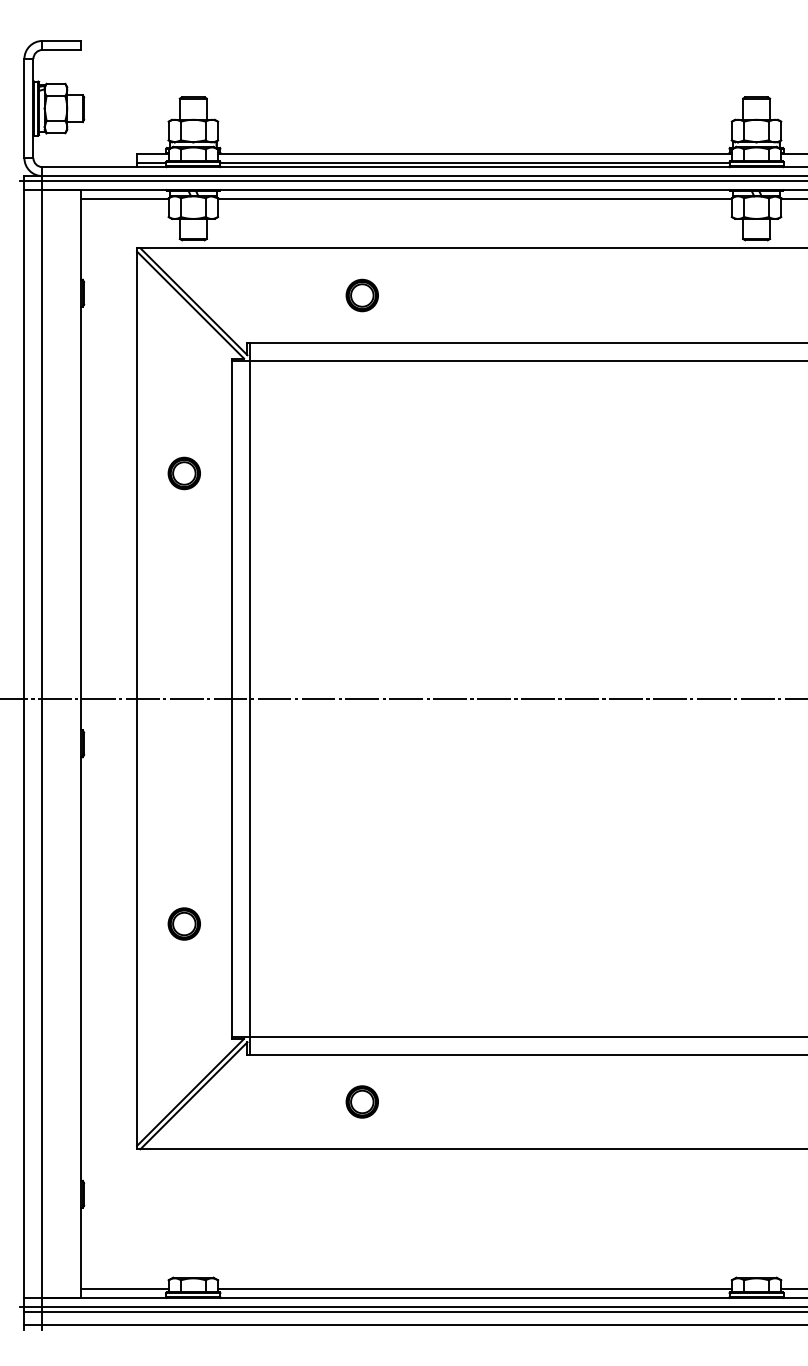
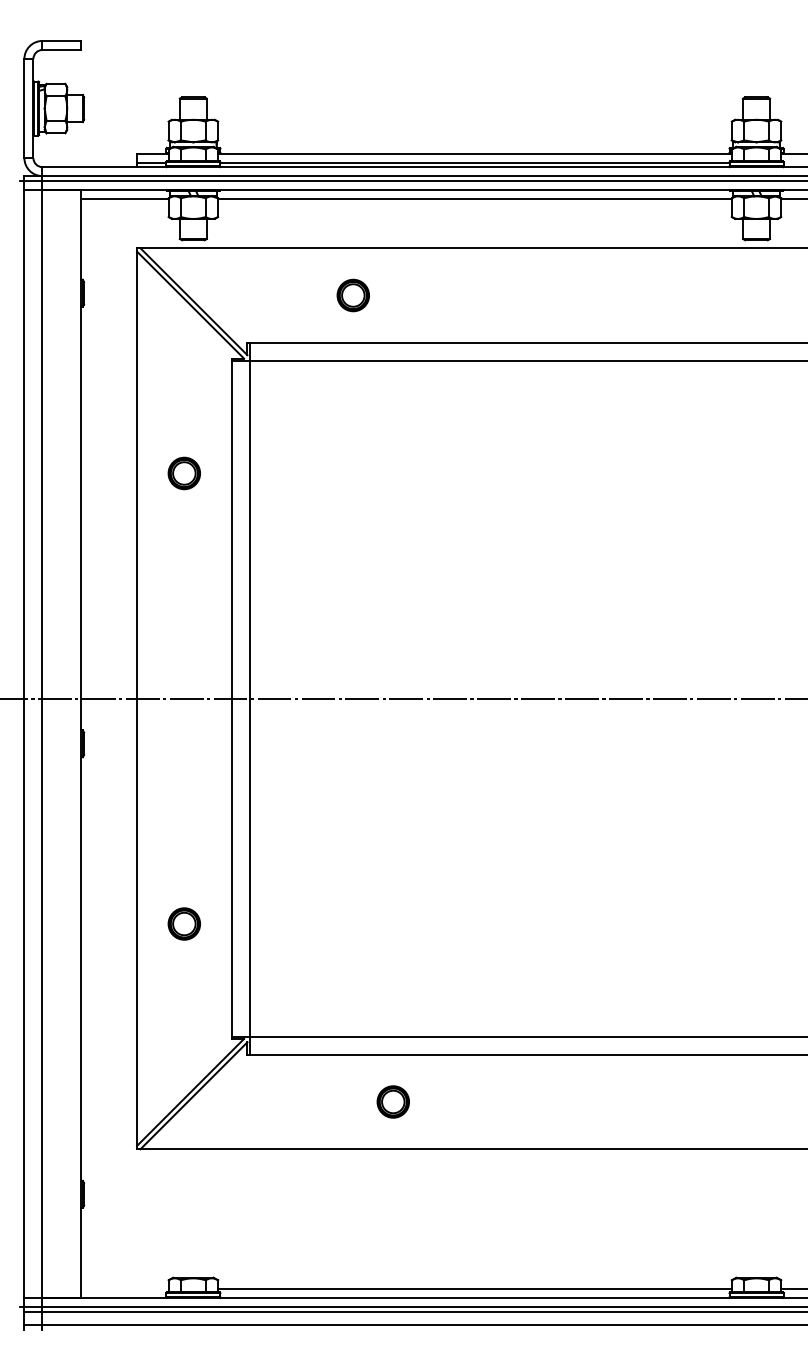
part position: (361, 295) -> (352, 295) (352, 295)
part position: (361, 1101) -> (392, 1101) (392, 1101)
line: present -> none (124, 1288)
